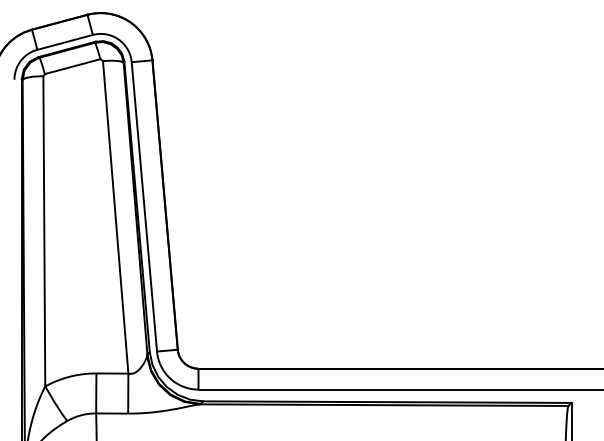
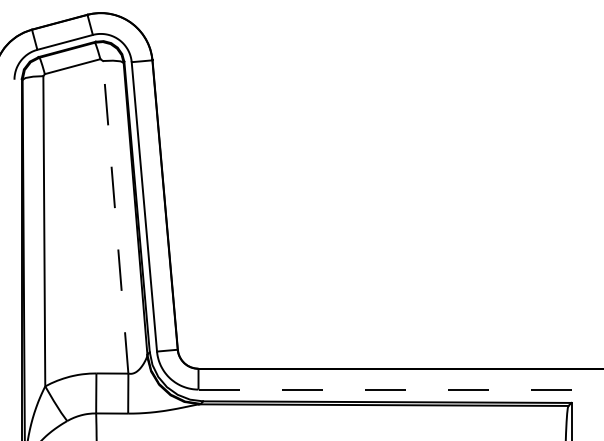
line: solid -> dashed (115, 217)
line: solid -> dashed (401, 389)
